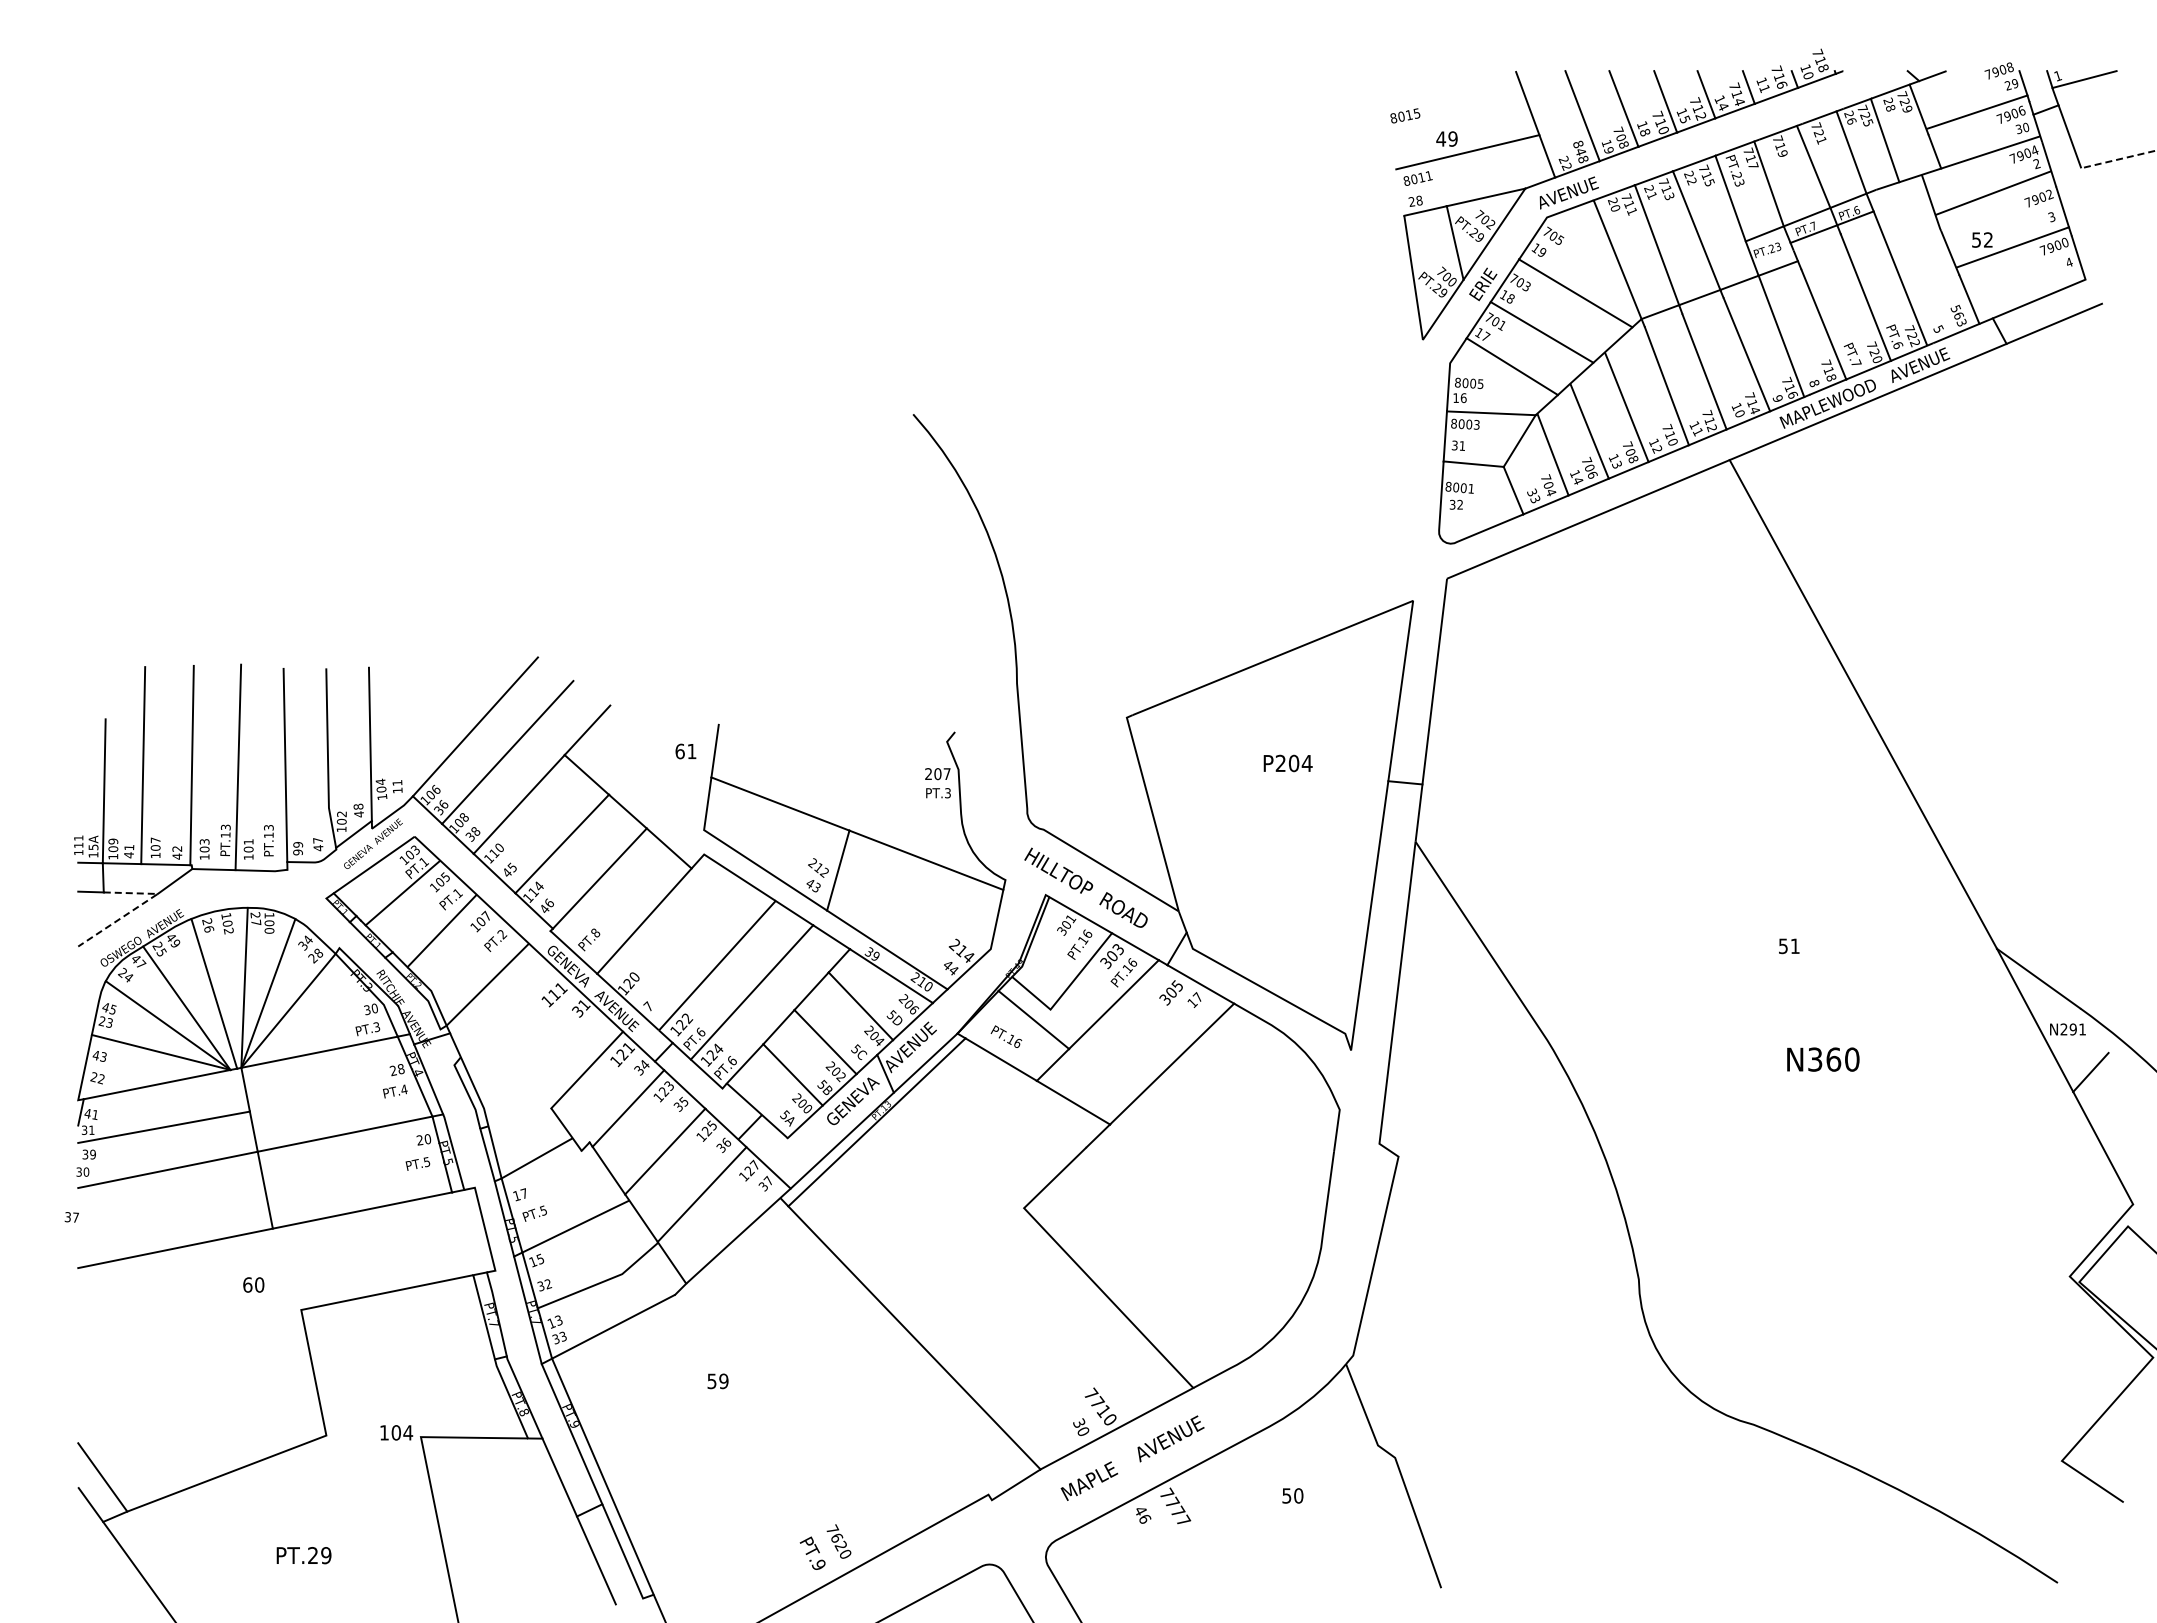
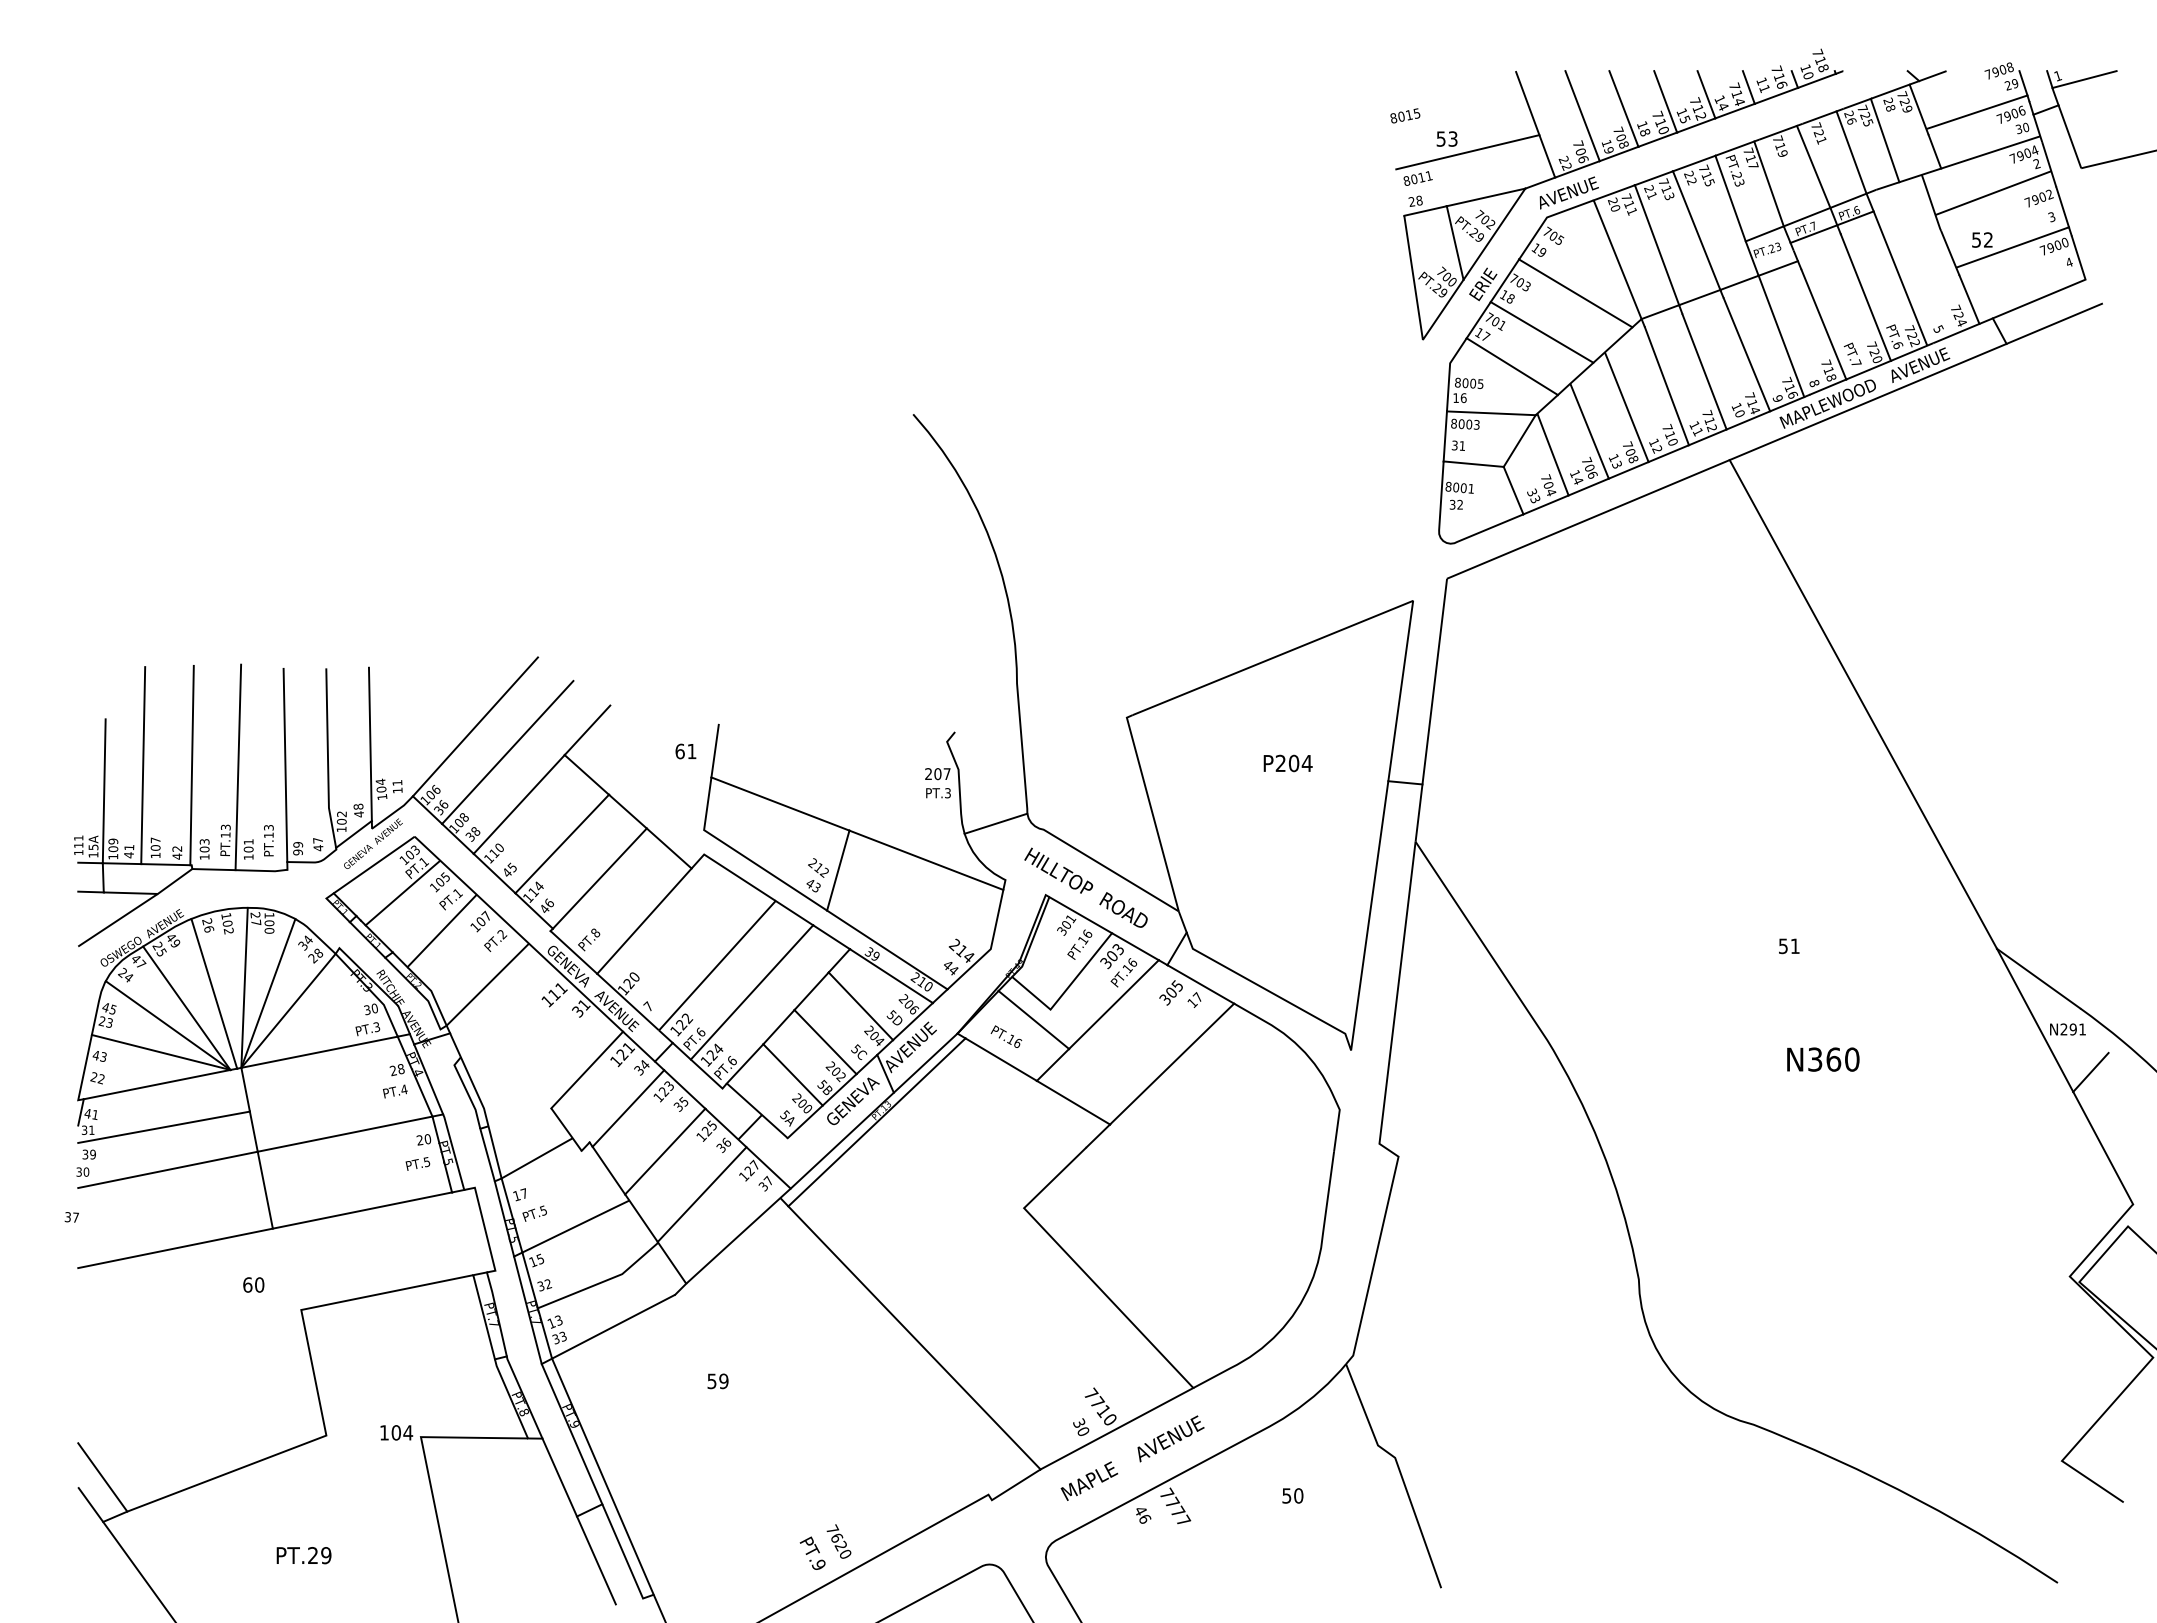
text: 49 -> 53 (1446, 138)
text: 848 -> 706 (1580, 151)
line: dashed -> solid (2117, 159)
text: 563 -> 724 (1958, 315)
line: none -> present (995, 823)
line: dashed -> solid (141, 904)
